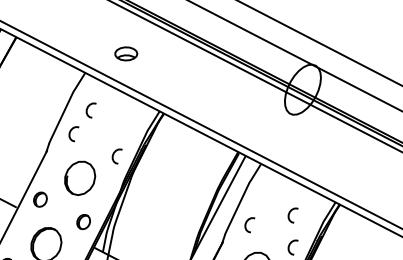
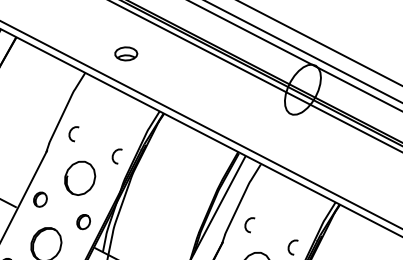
line: none -> present (303, 51)
curve: present -> none (88, 108)
curve: present -> none (290, 213)
